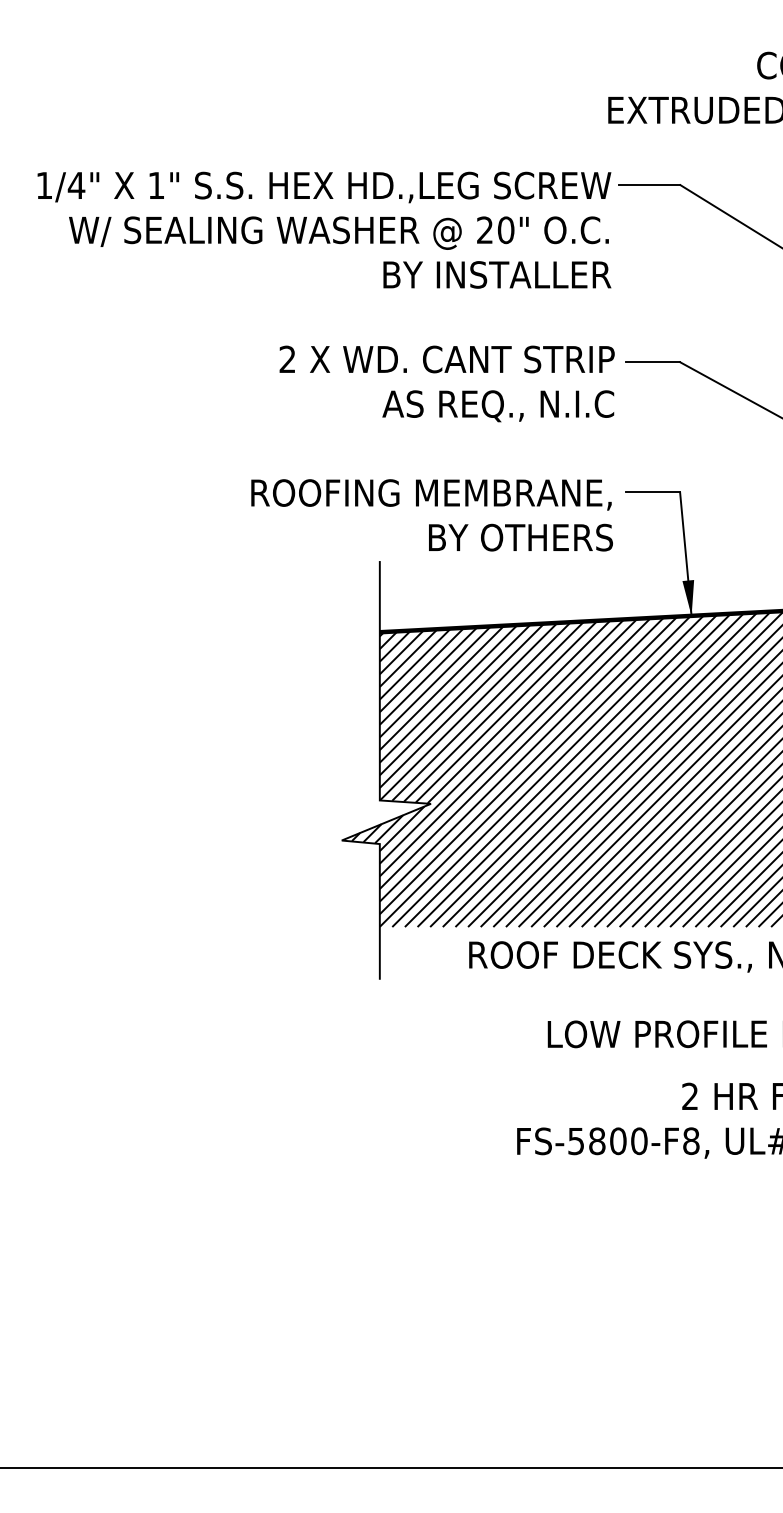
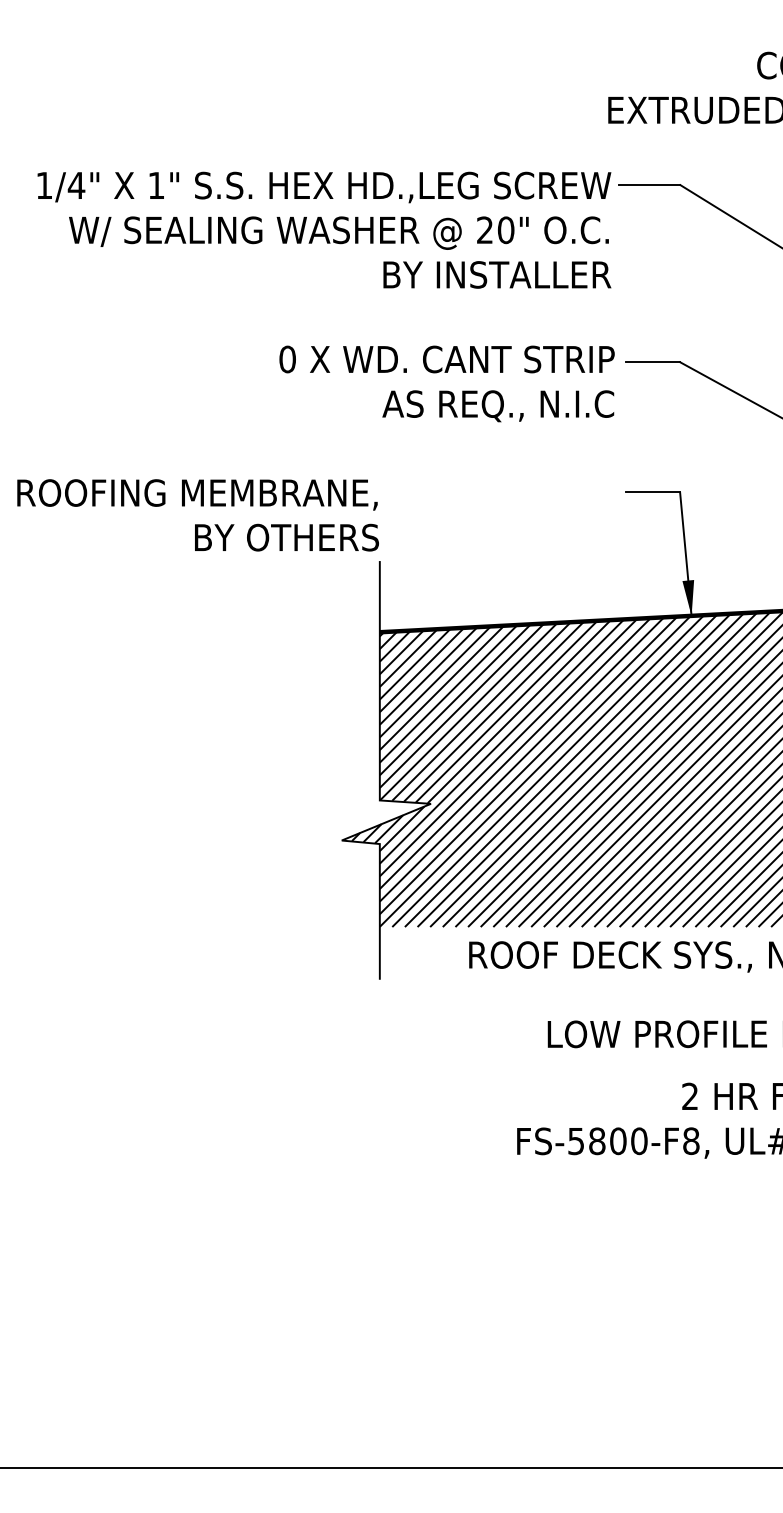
text: 2 -> 0 (287, 359)
text position: (431, 515) -> (197, 515) (197, 515)
